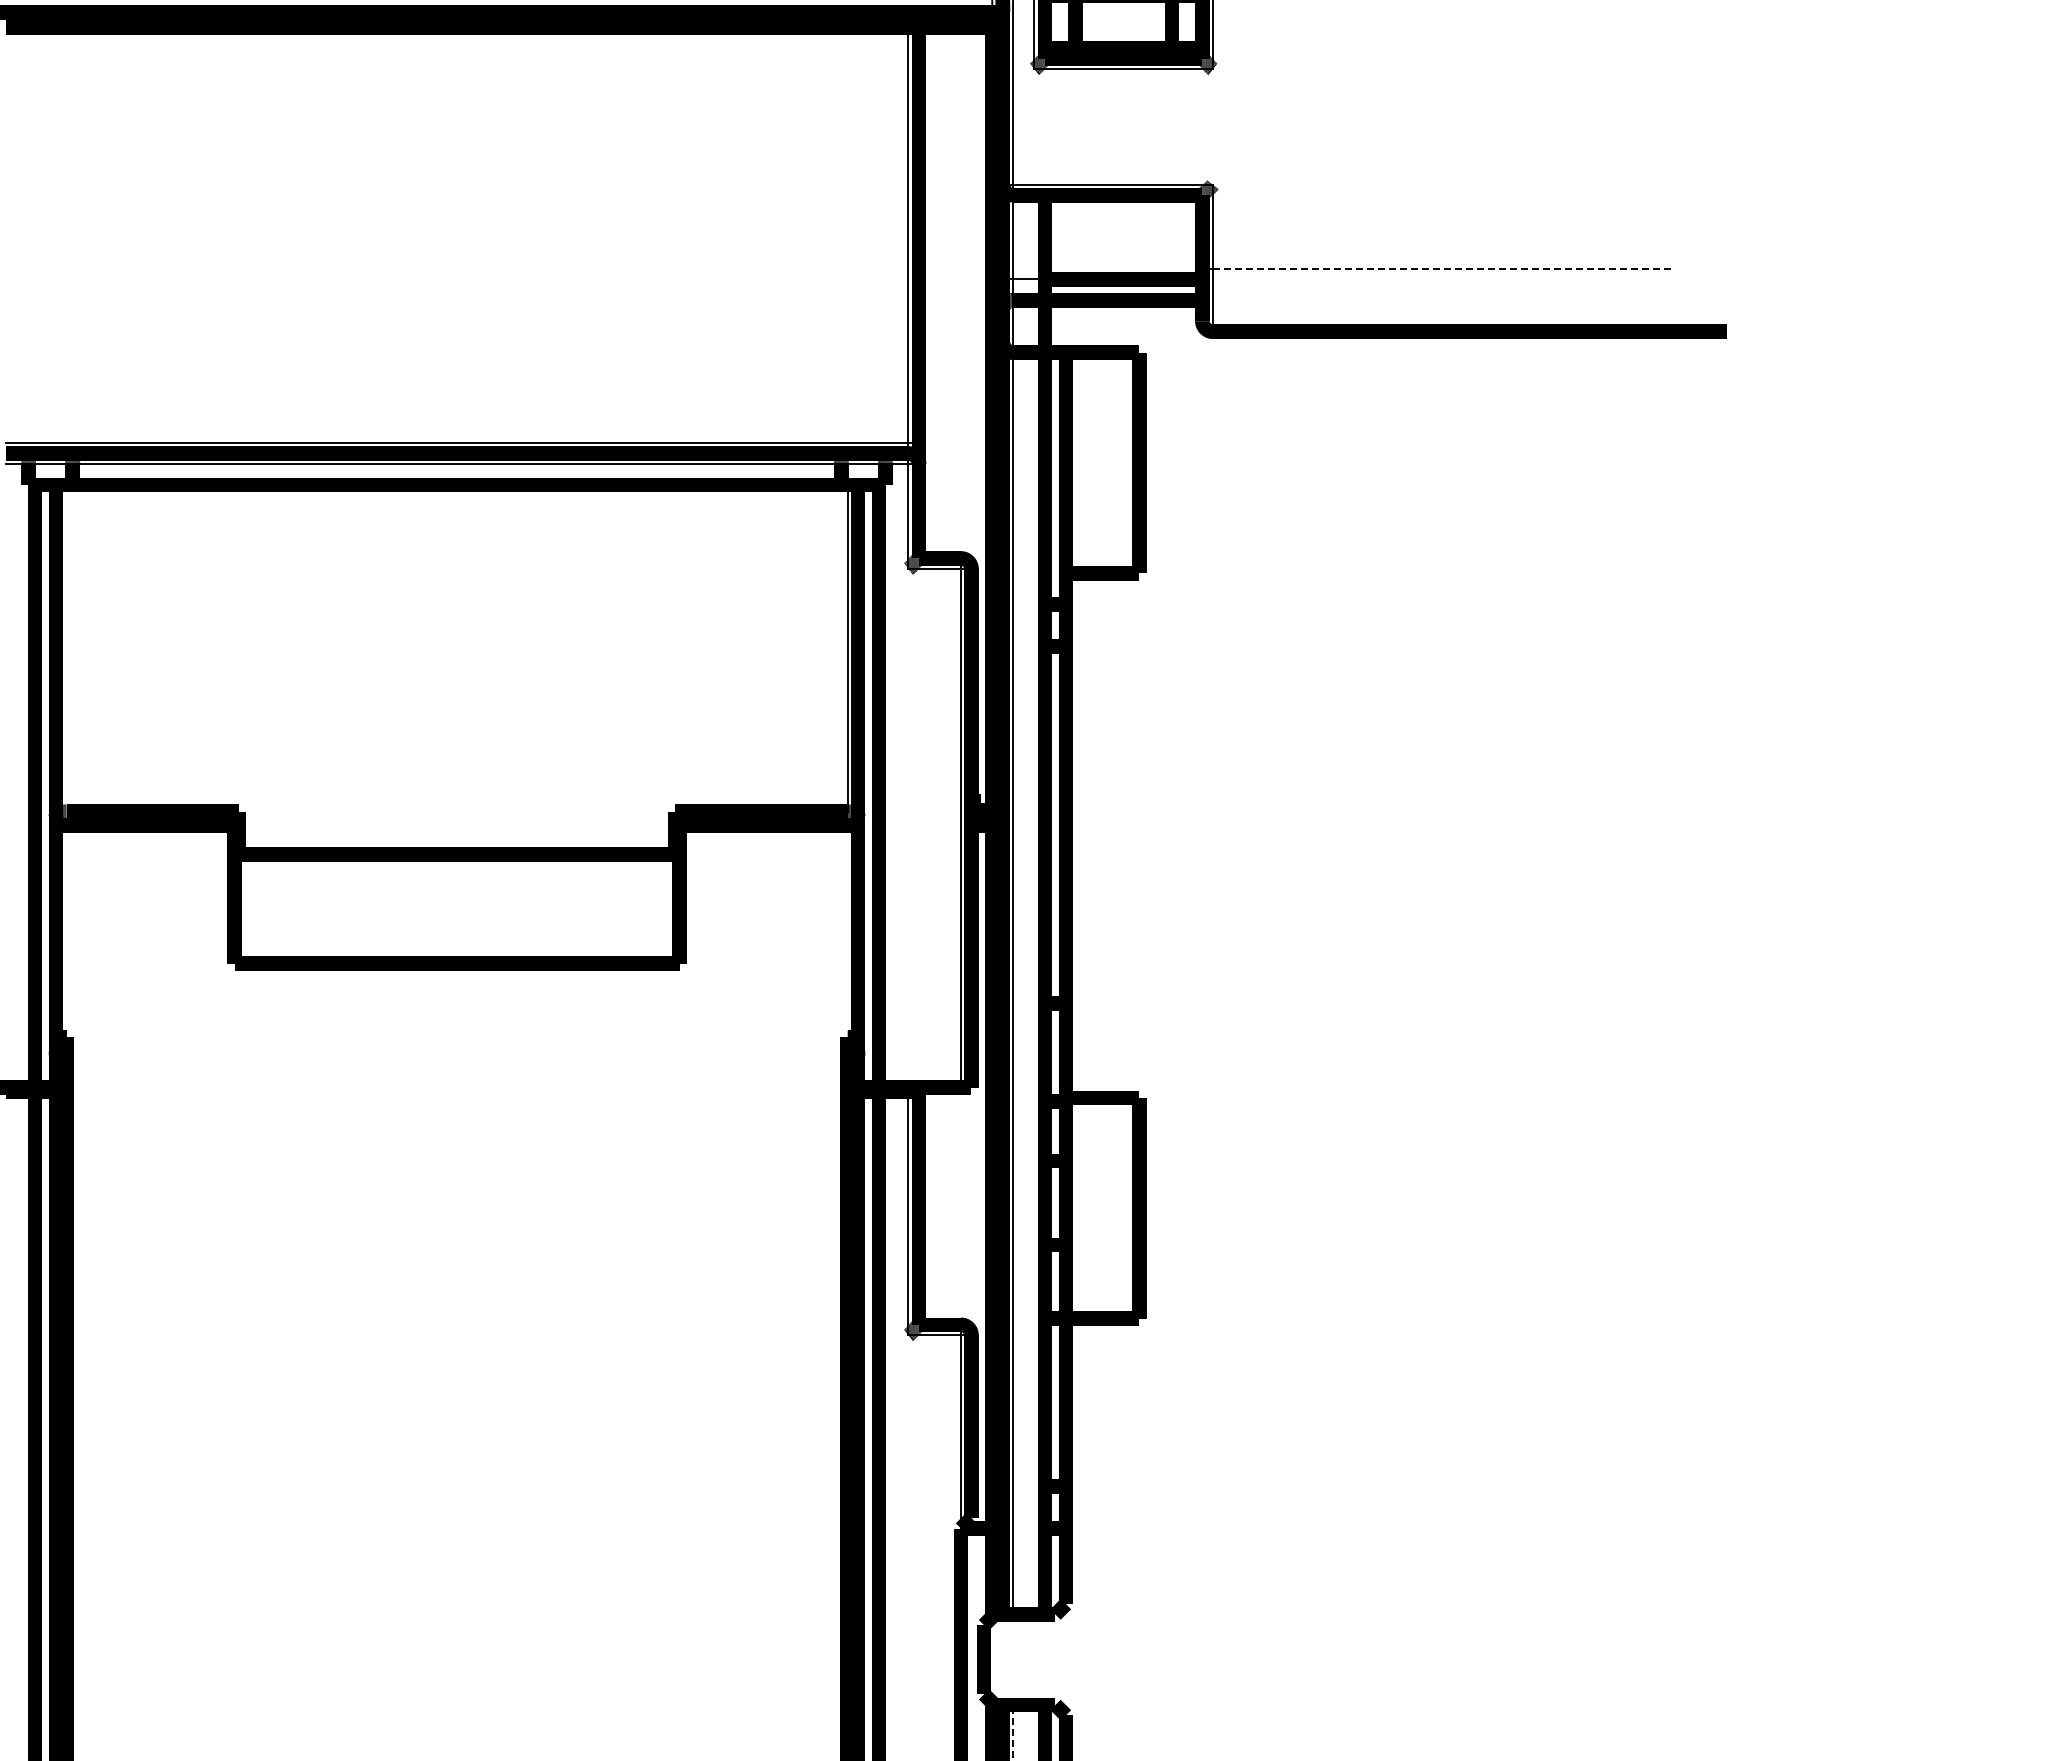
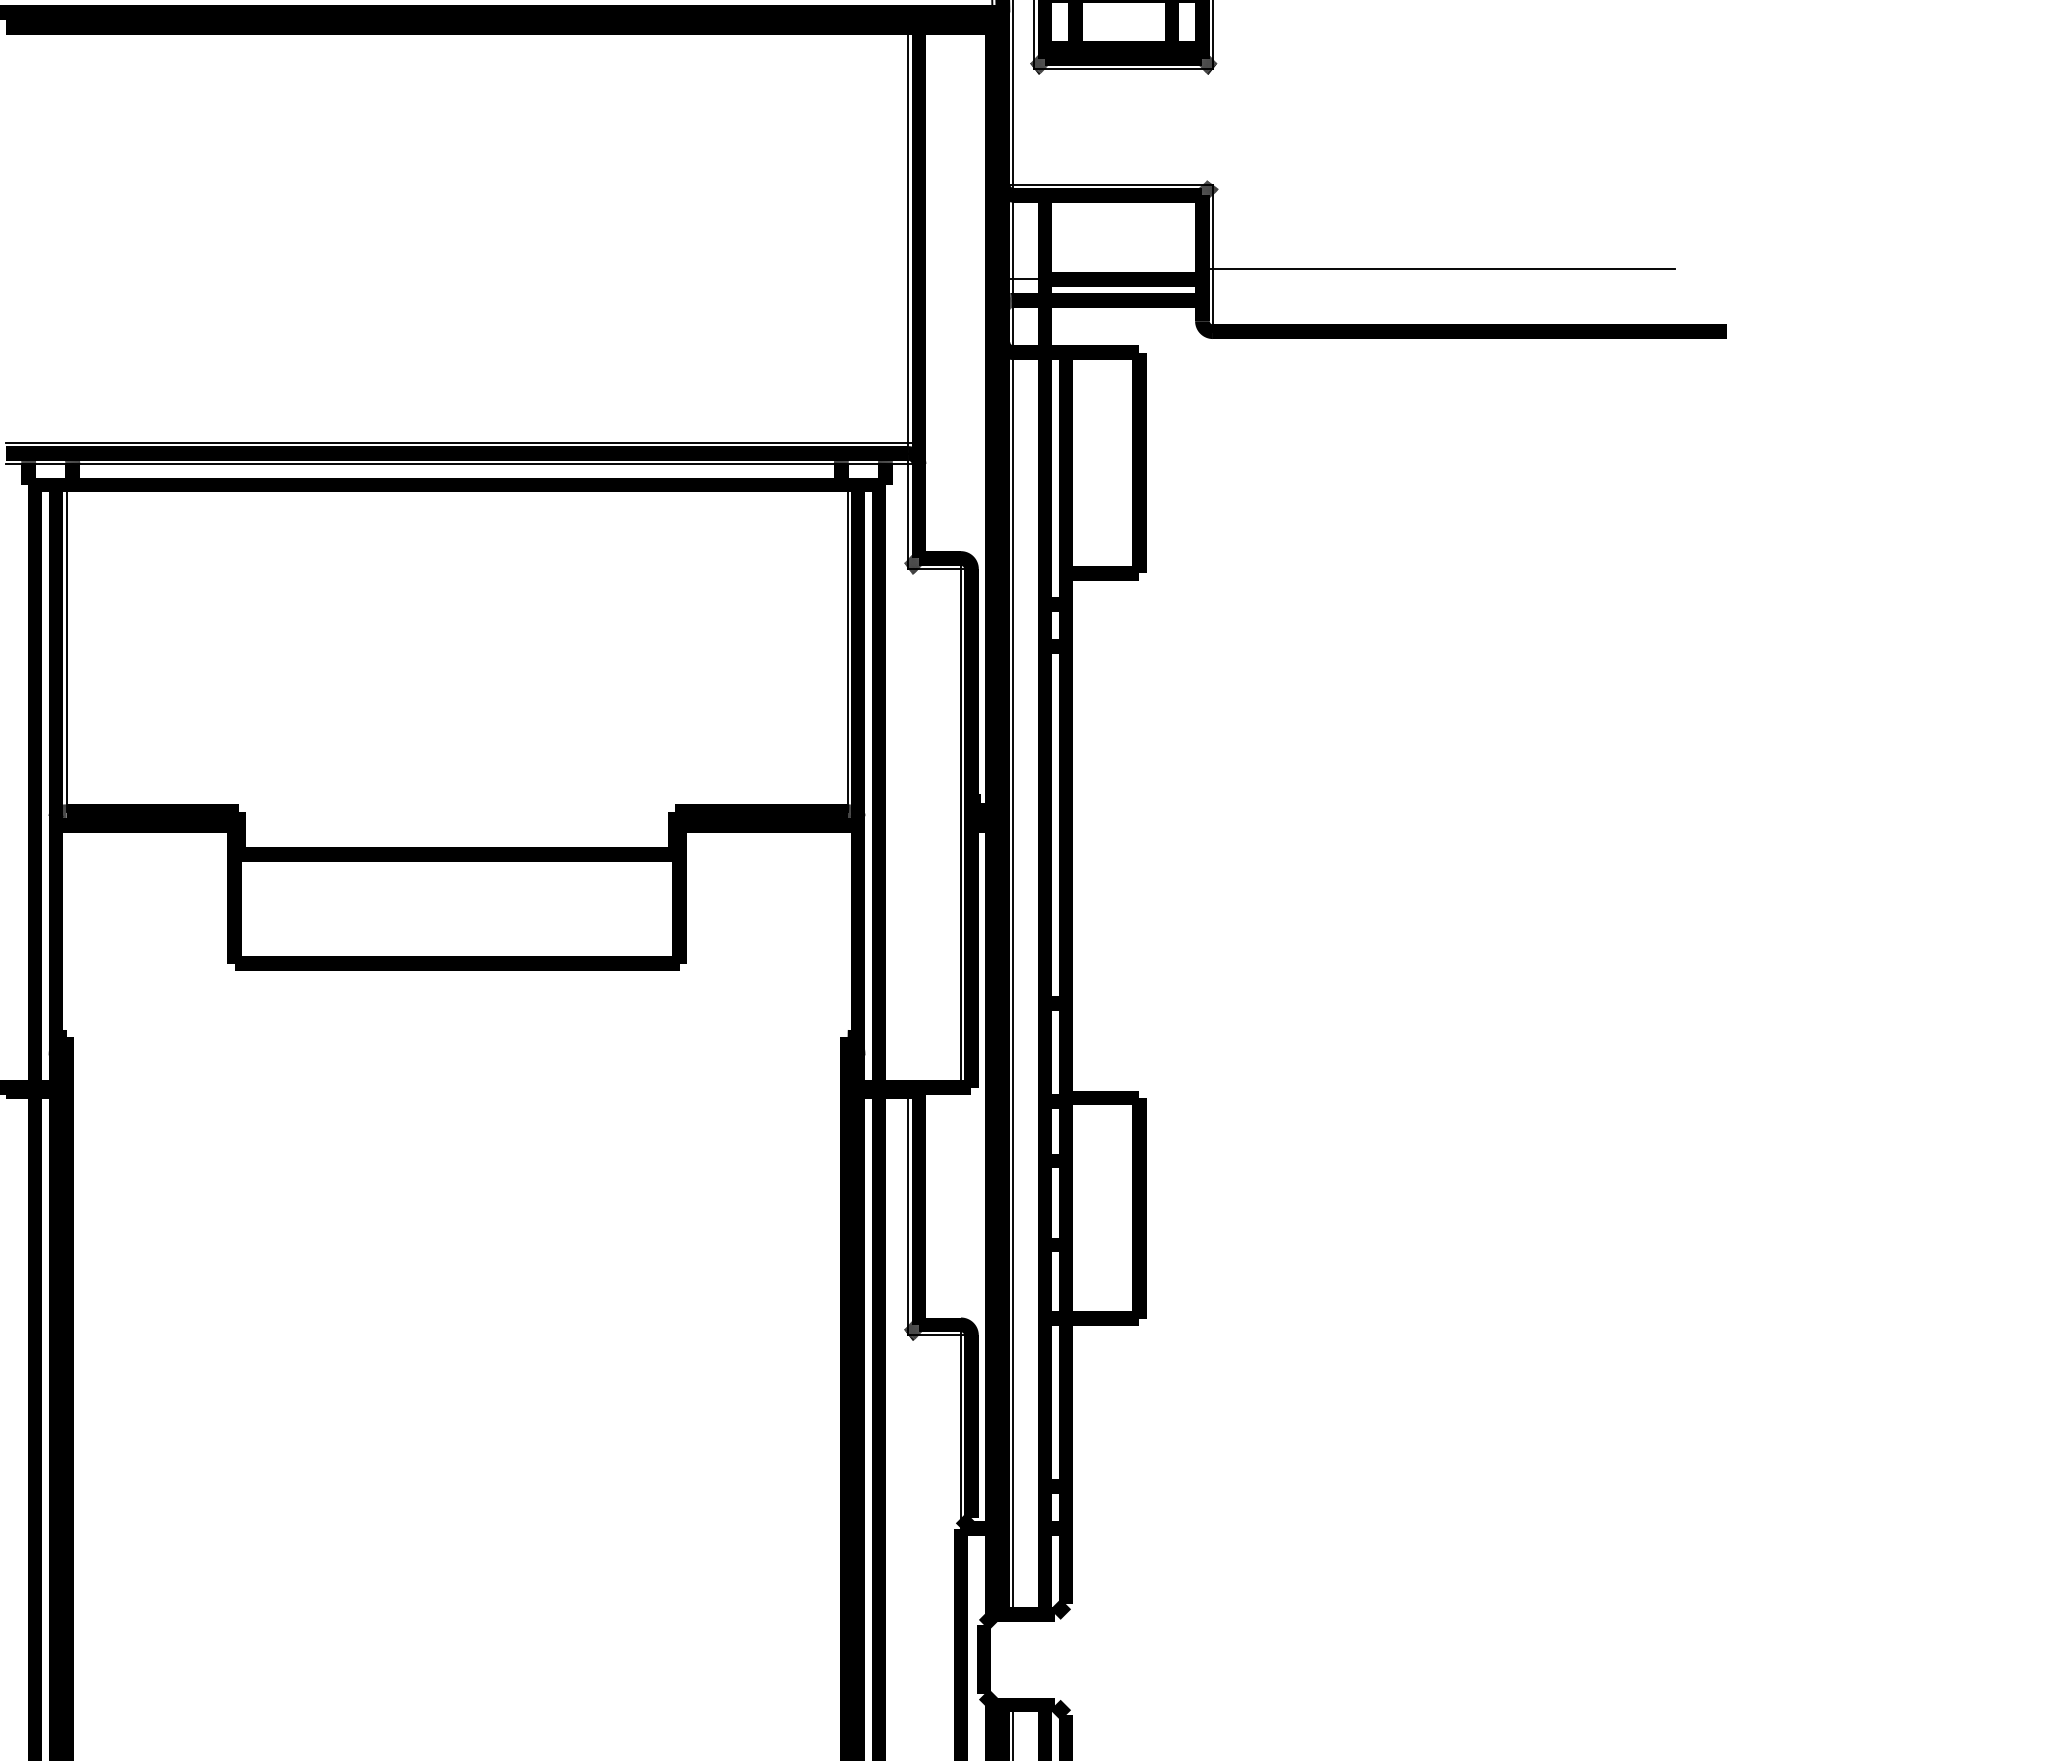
line: dashed -> solid (1443, 268)
line: none -> present (66, 648)
line: dashed -> solid (1013, 1732)
